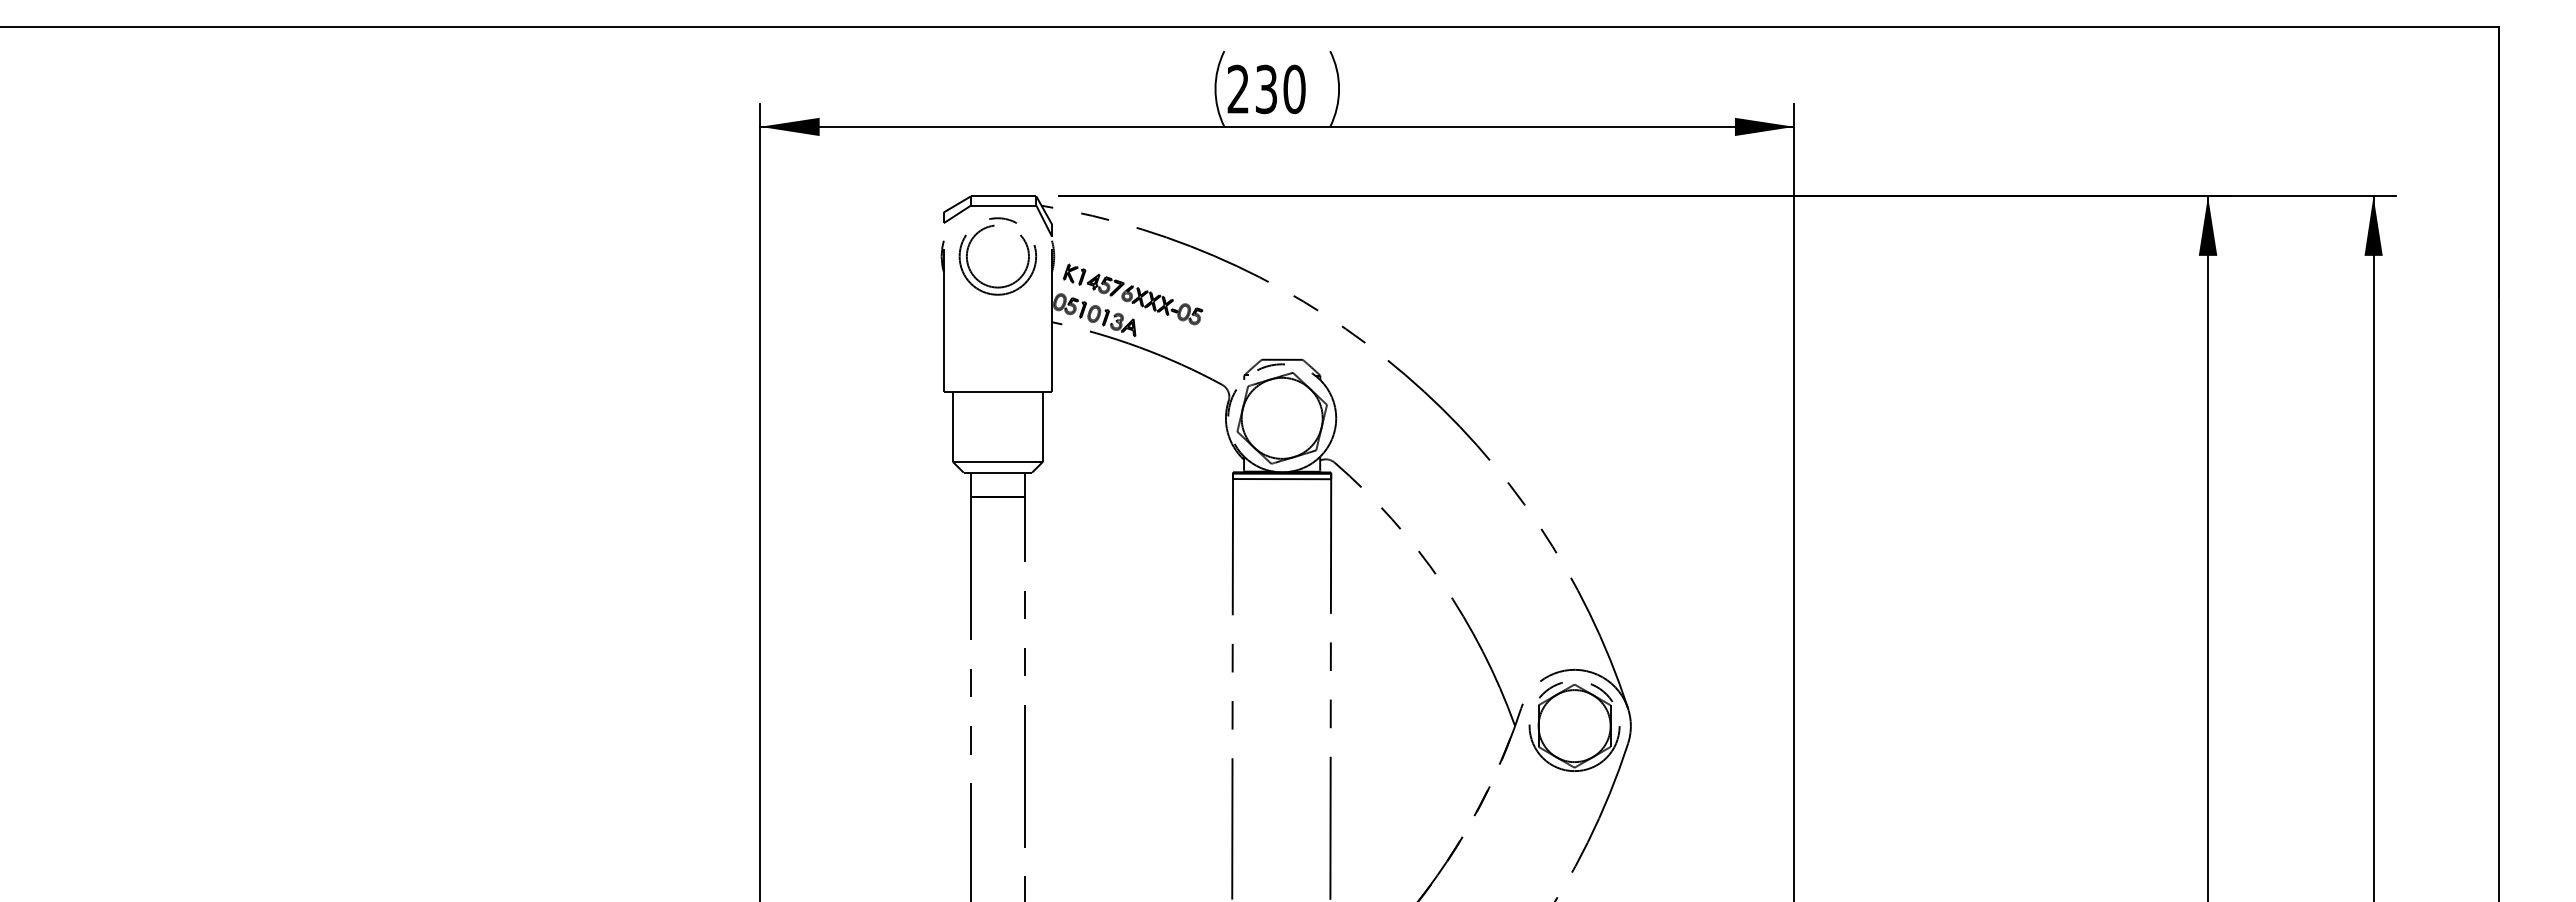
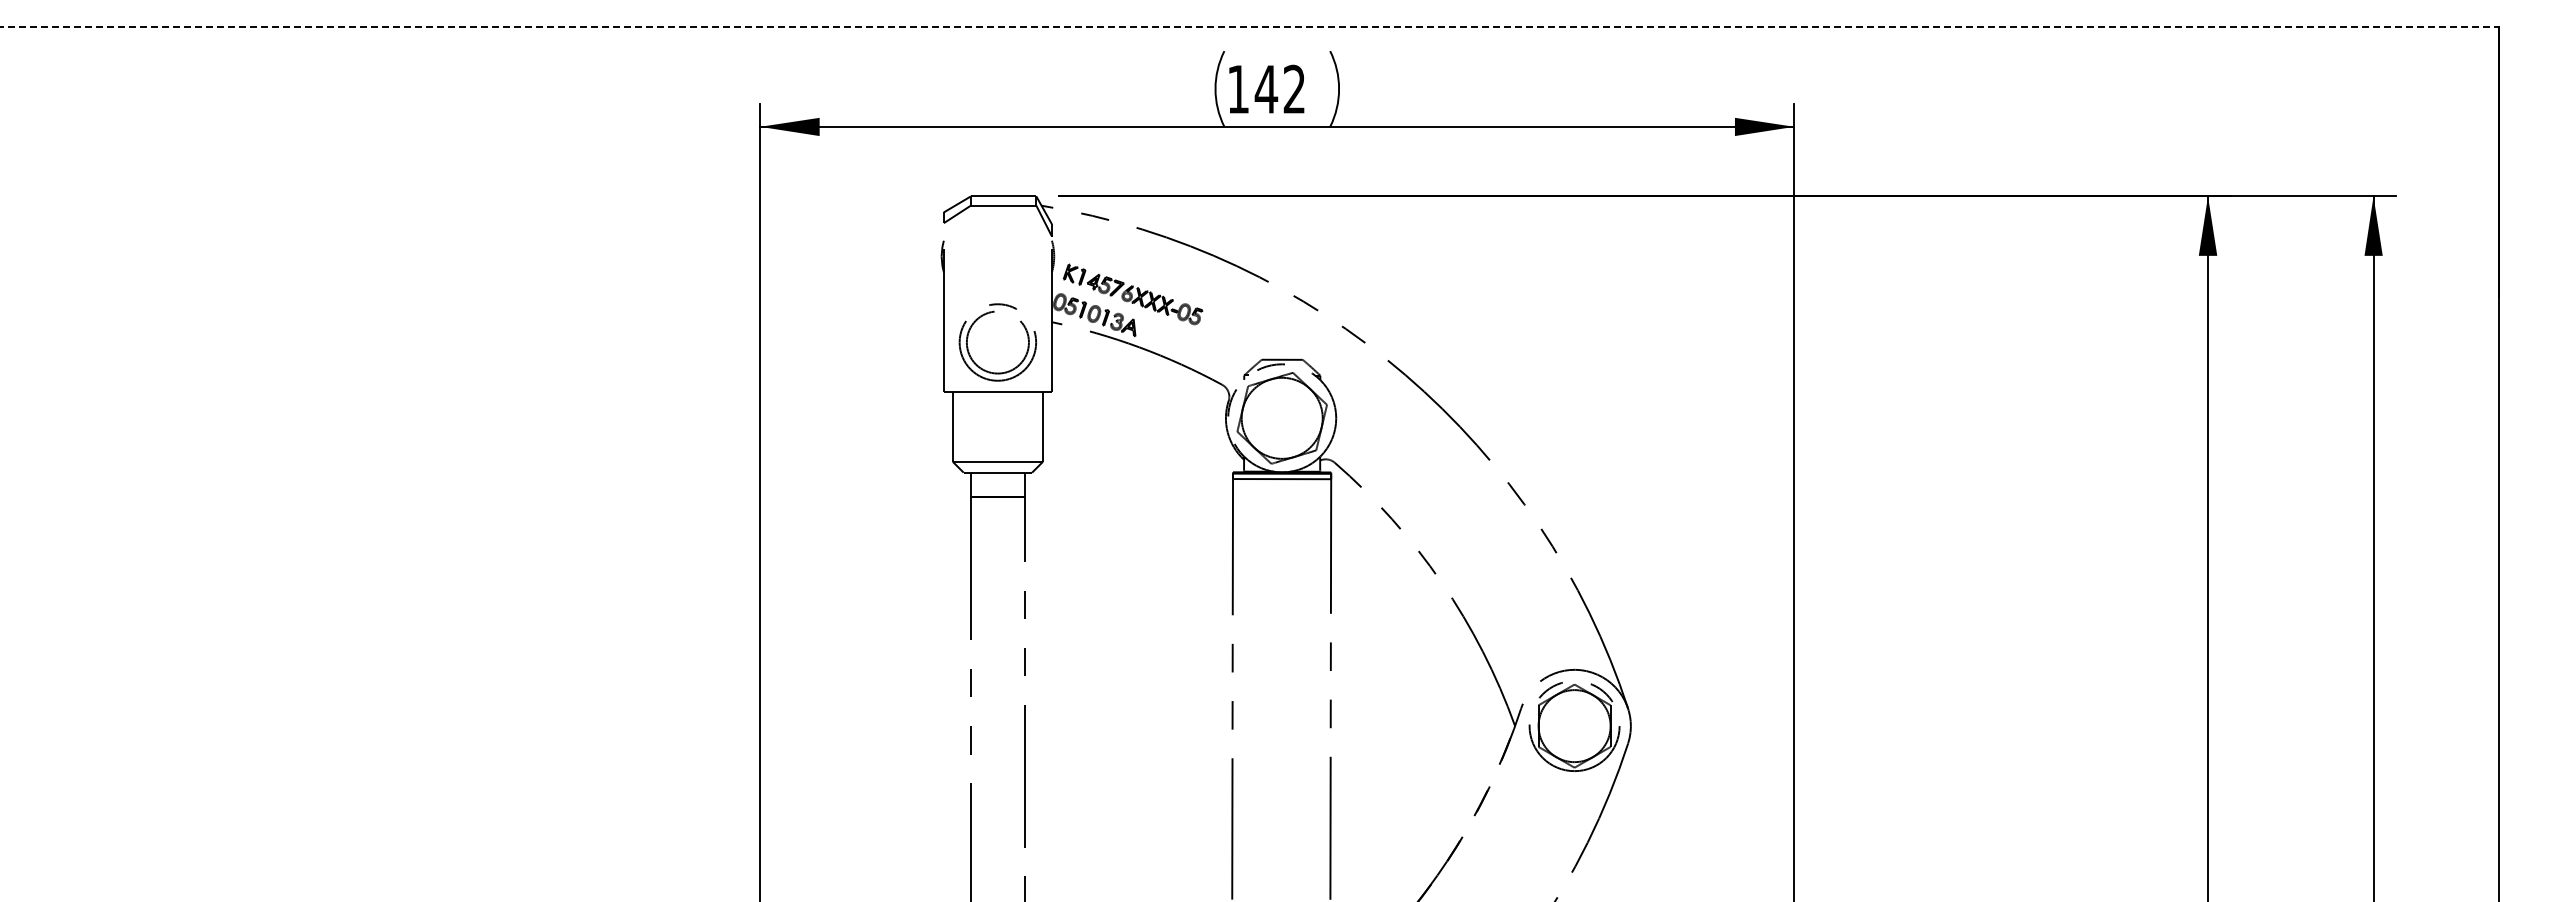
line: solid -> dashed (1250, 27)
text: 230 -> 142 (1266, 89)
part position: (973, 239) -> (973, 325) (973, 325)
